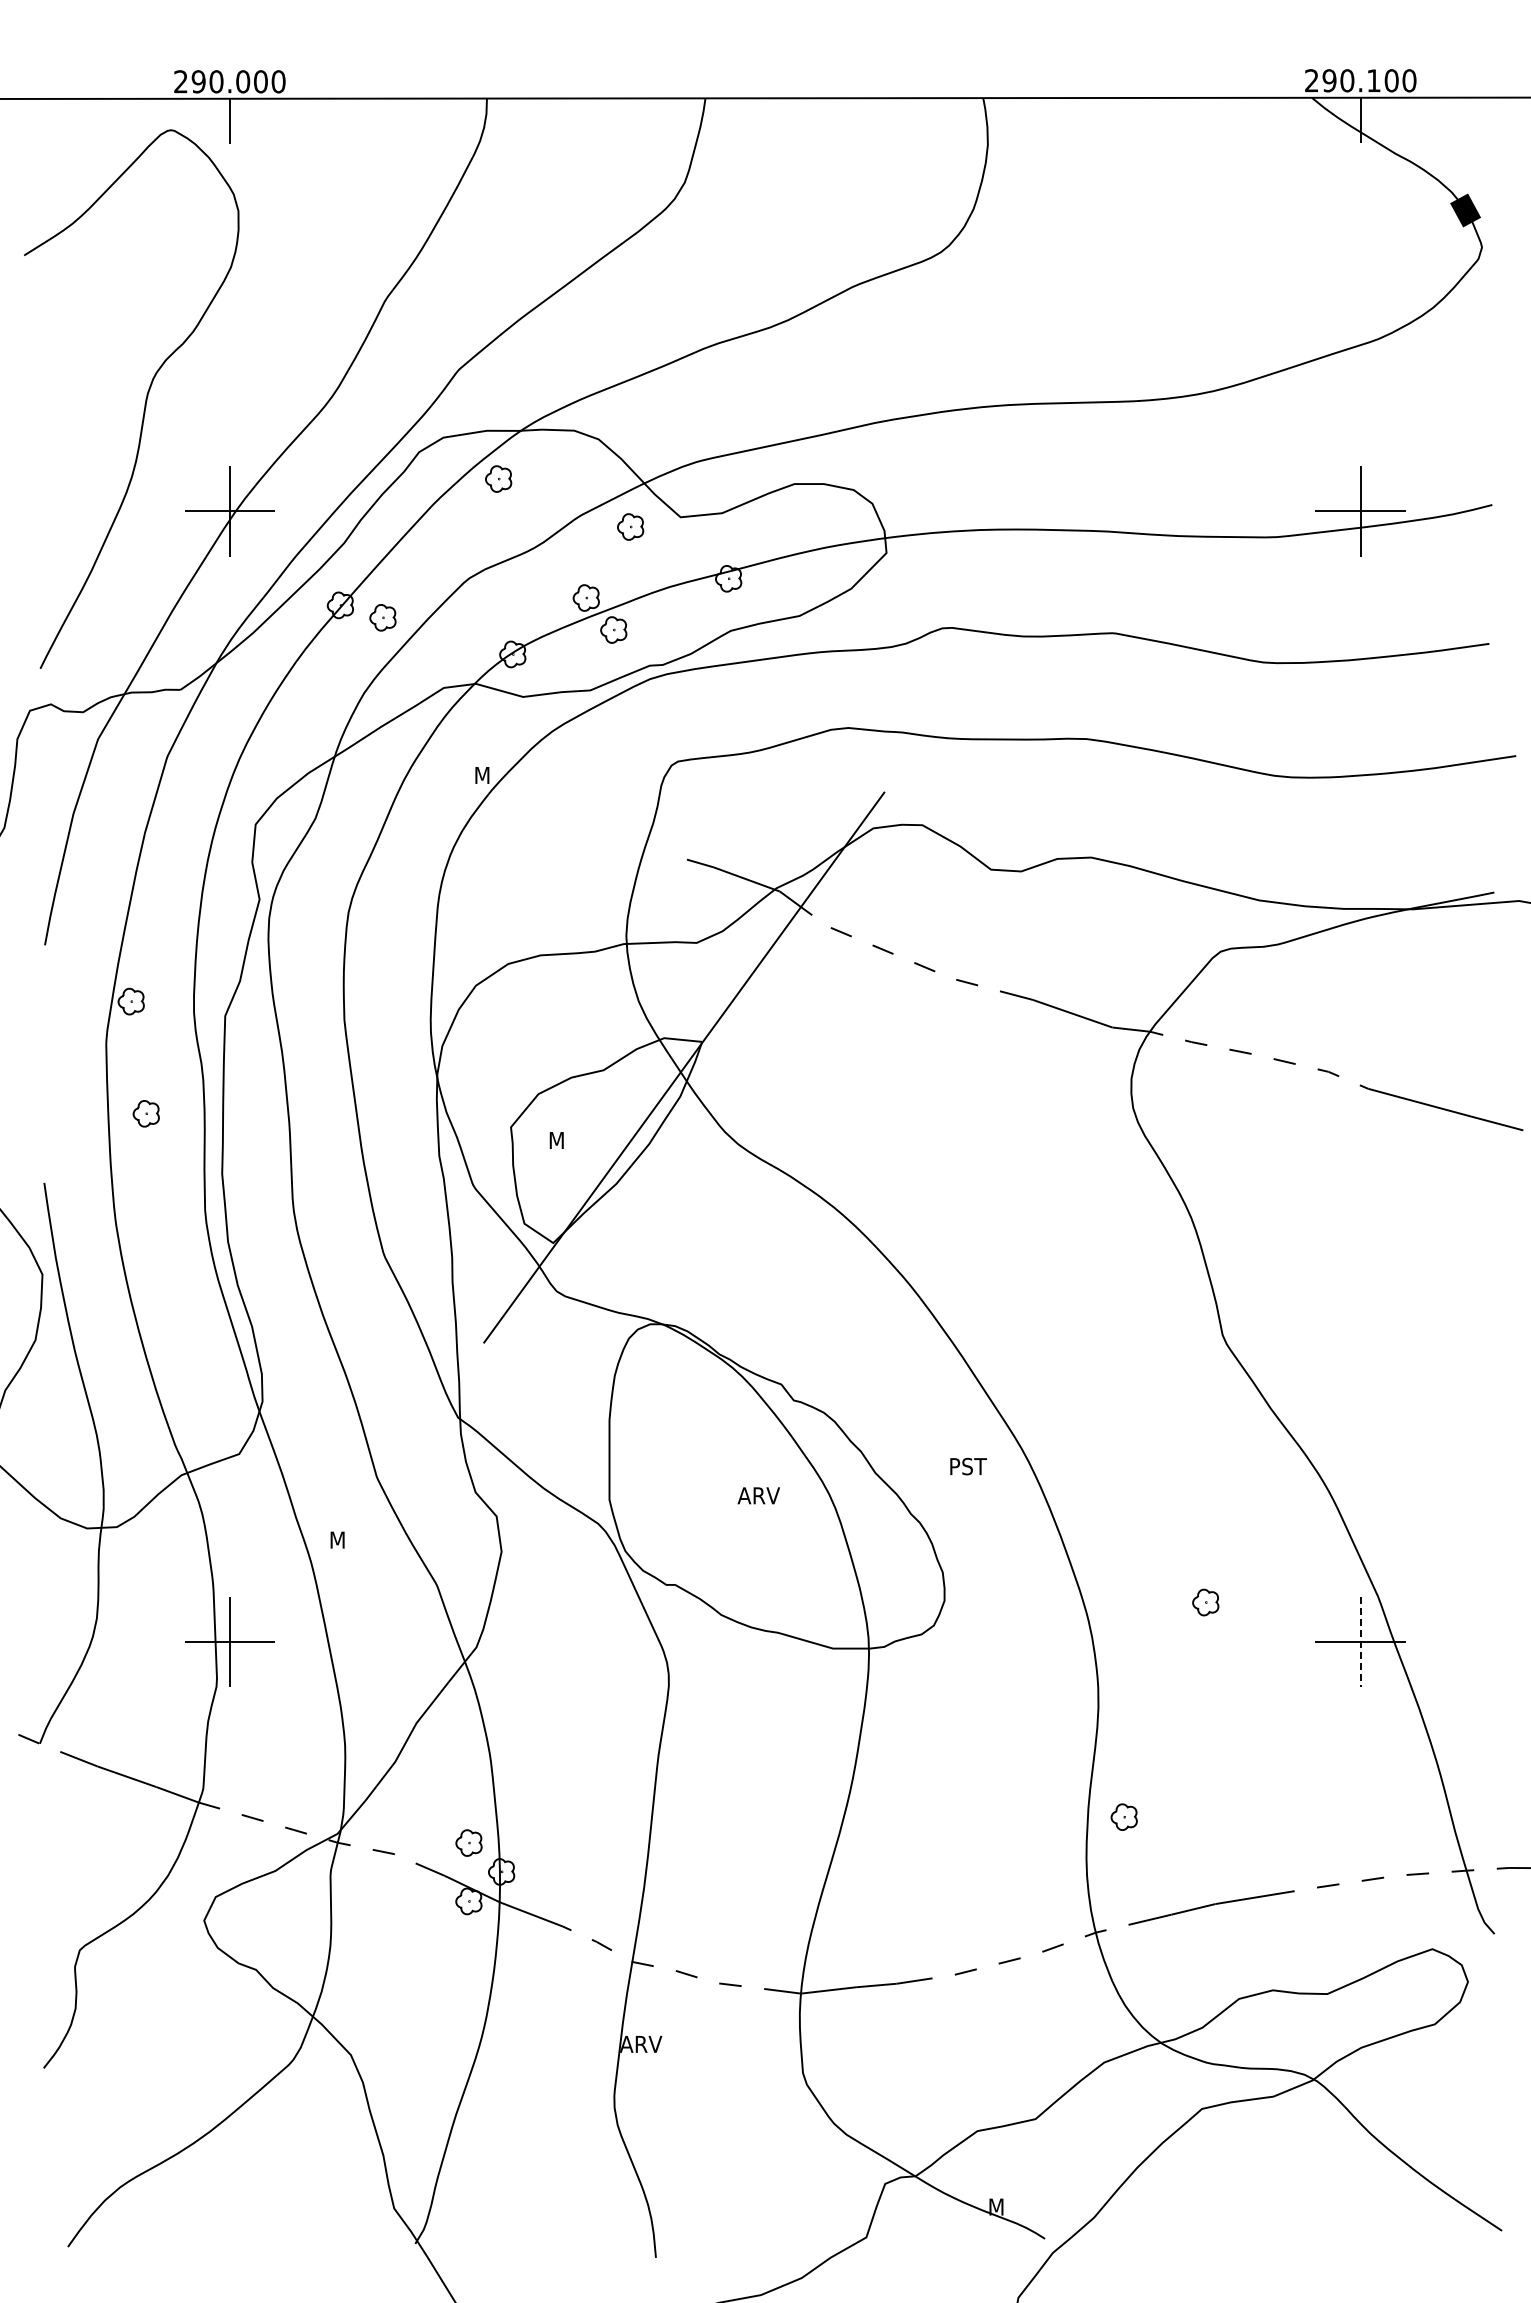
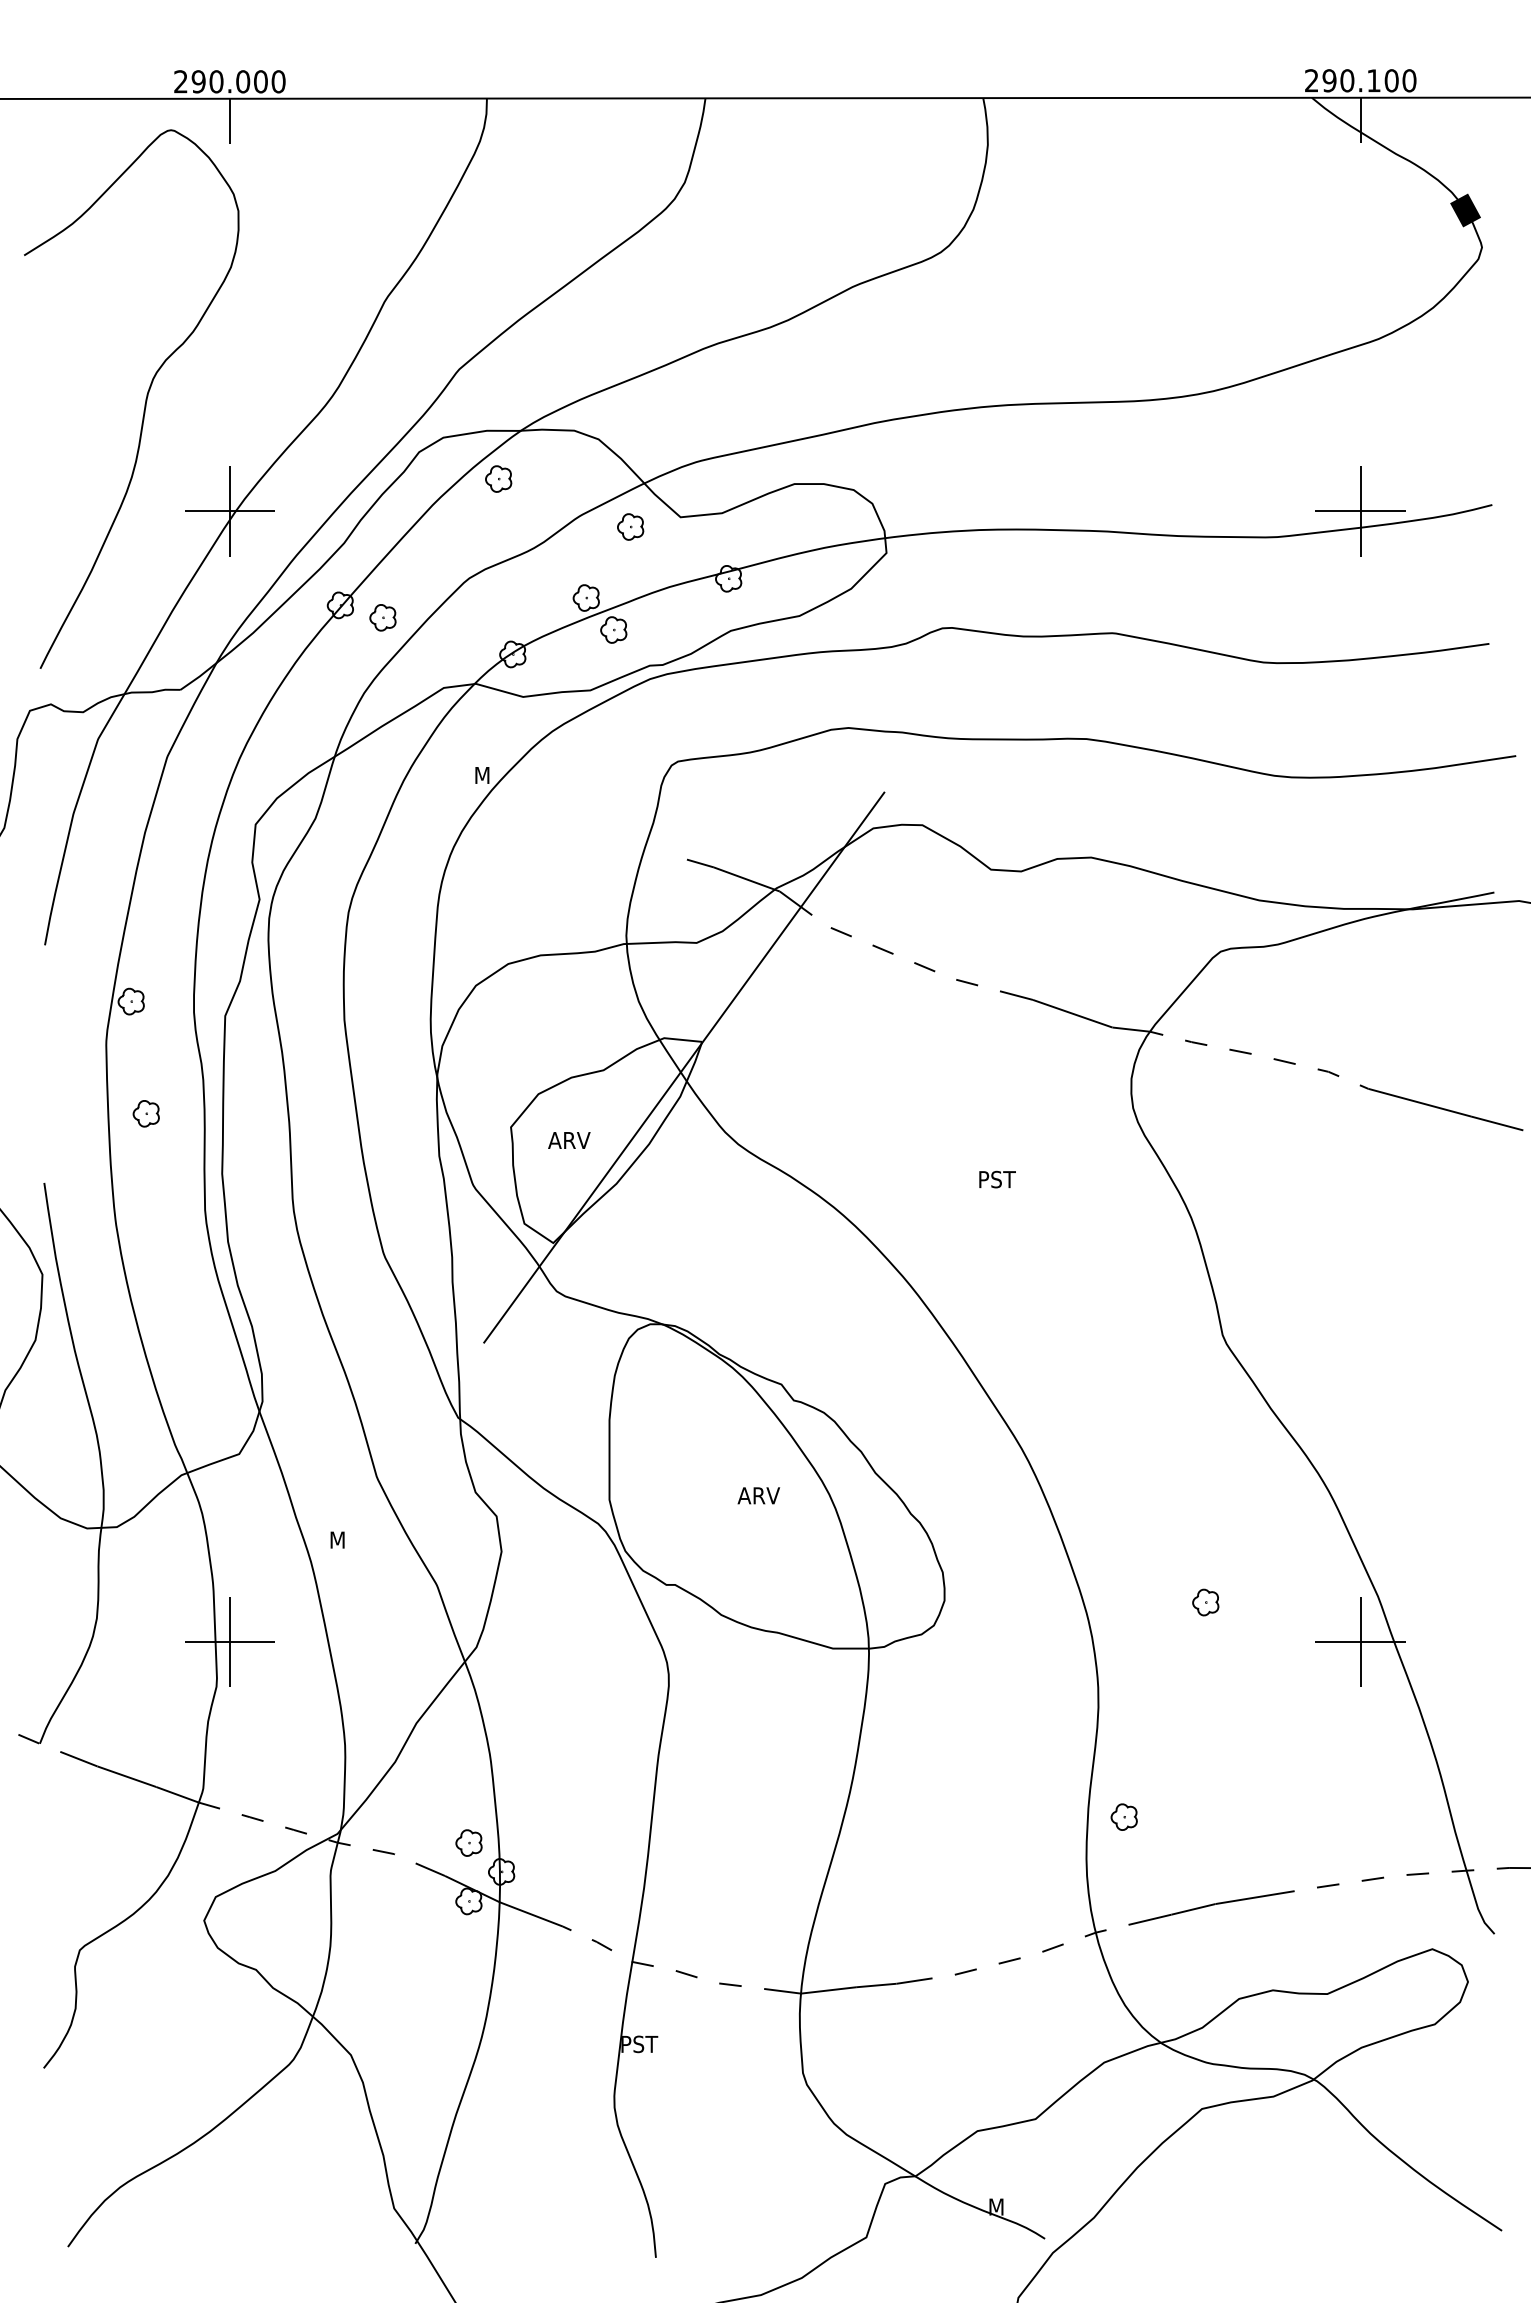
text: M -> ARV (569, 1140)
text position: (968, 1466) -> (997, 1179) (997, 1179)
line: dashed -> solid (1360, 1642)
text: ARV -> PST (641, 2044)
